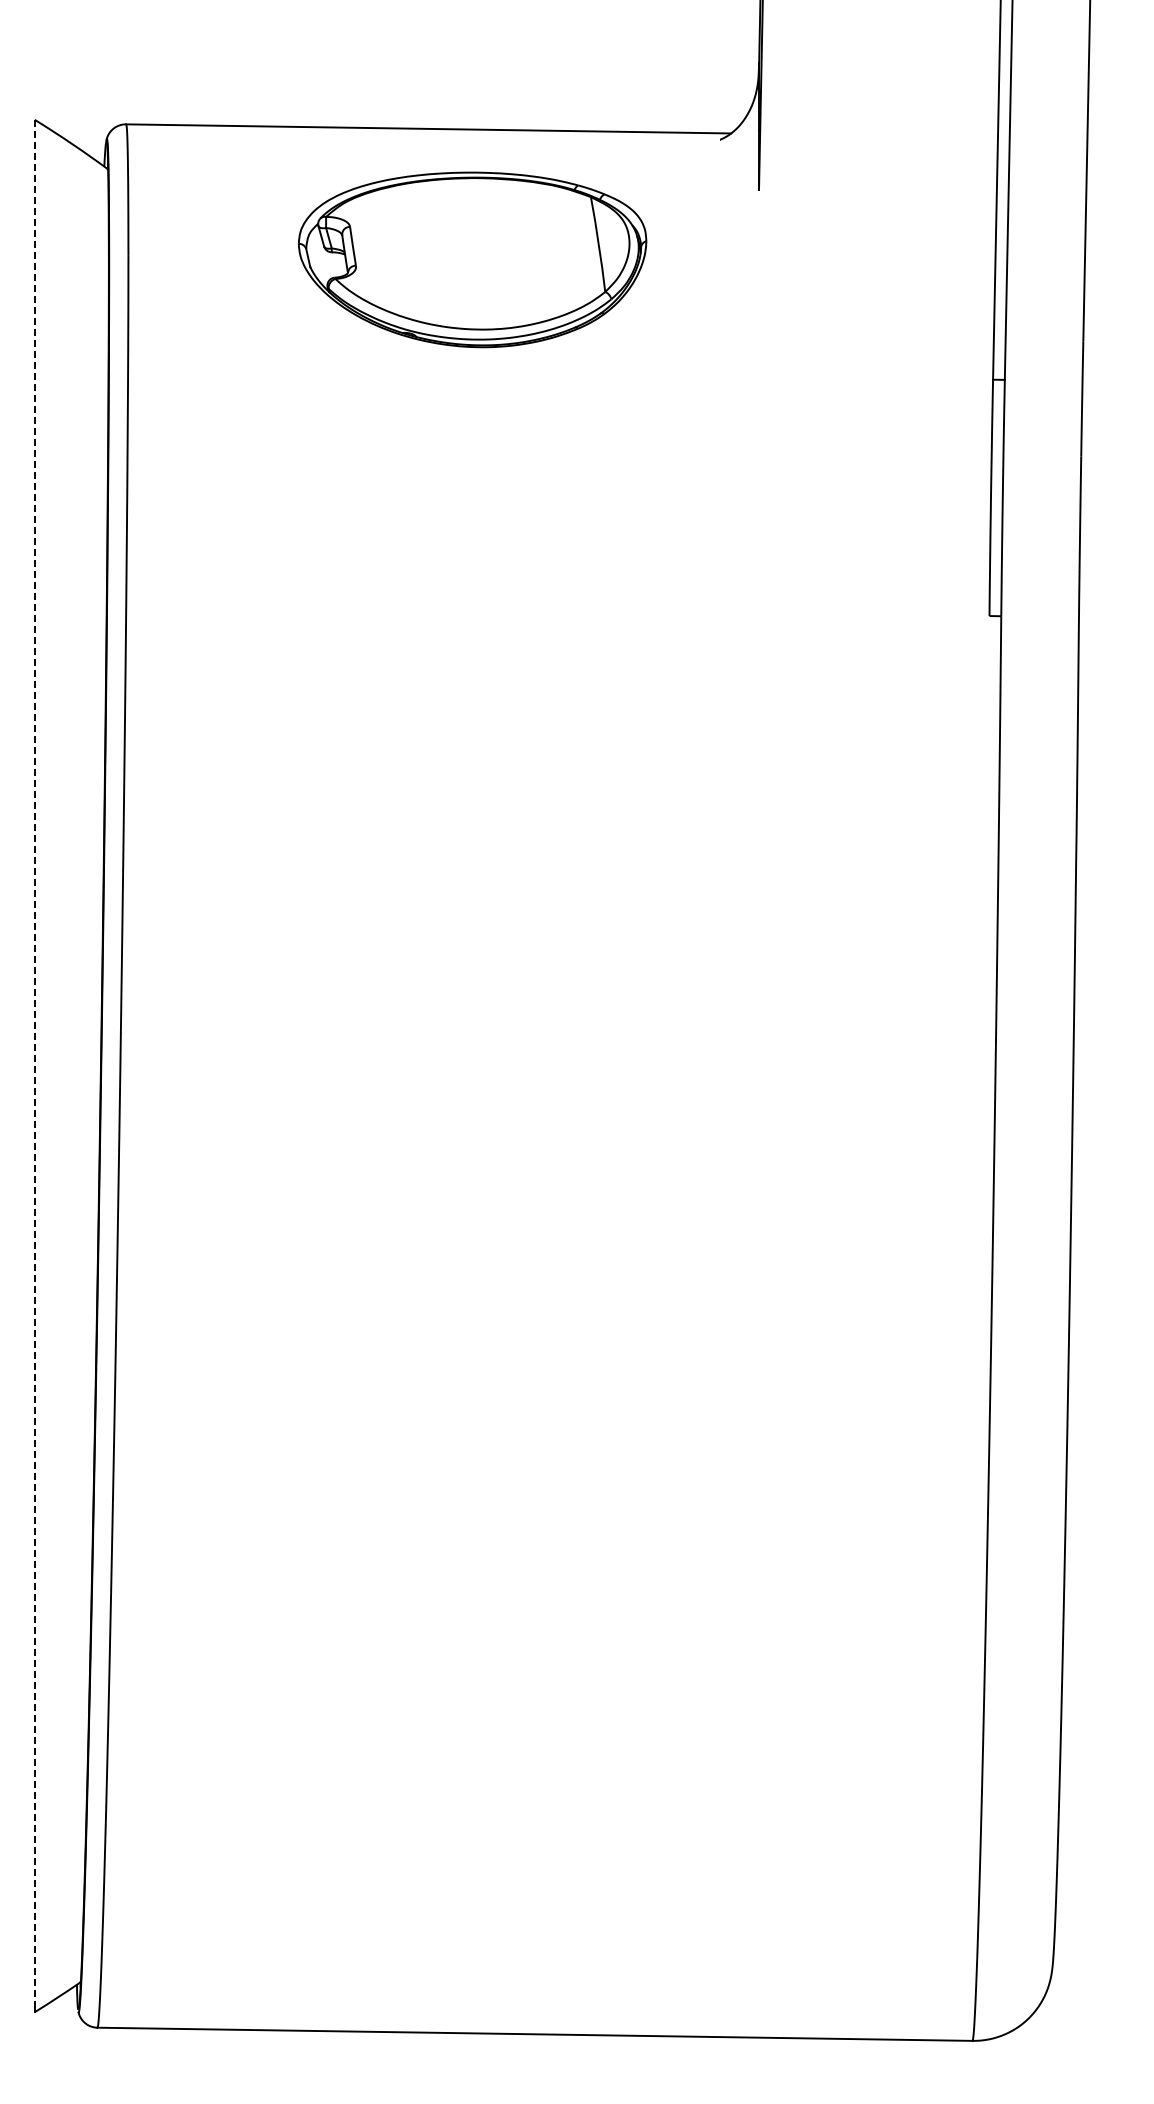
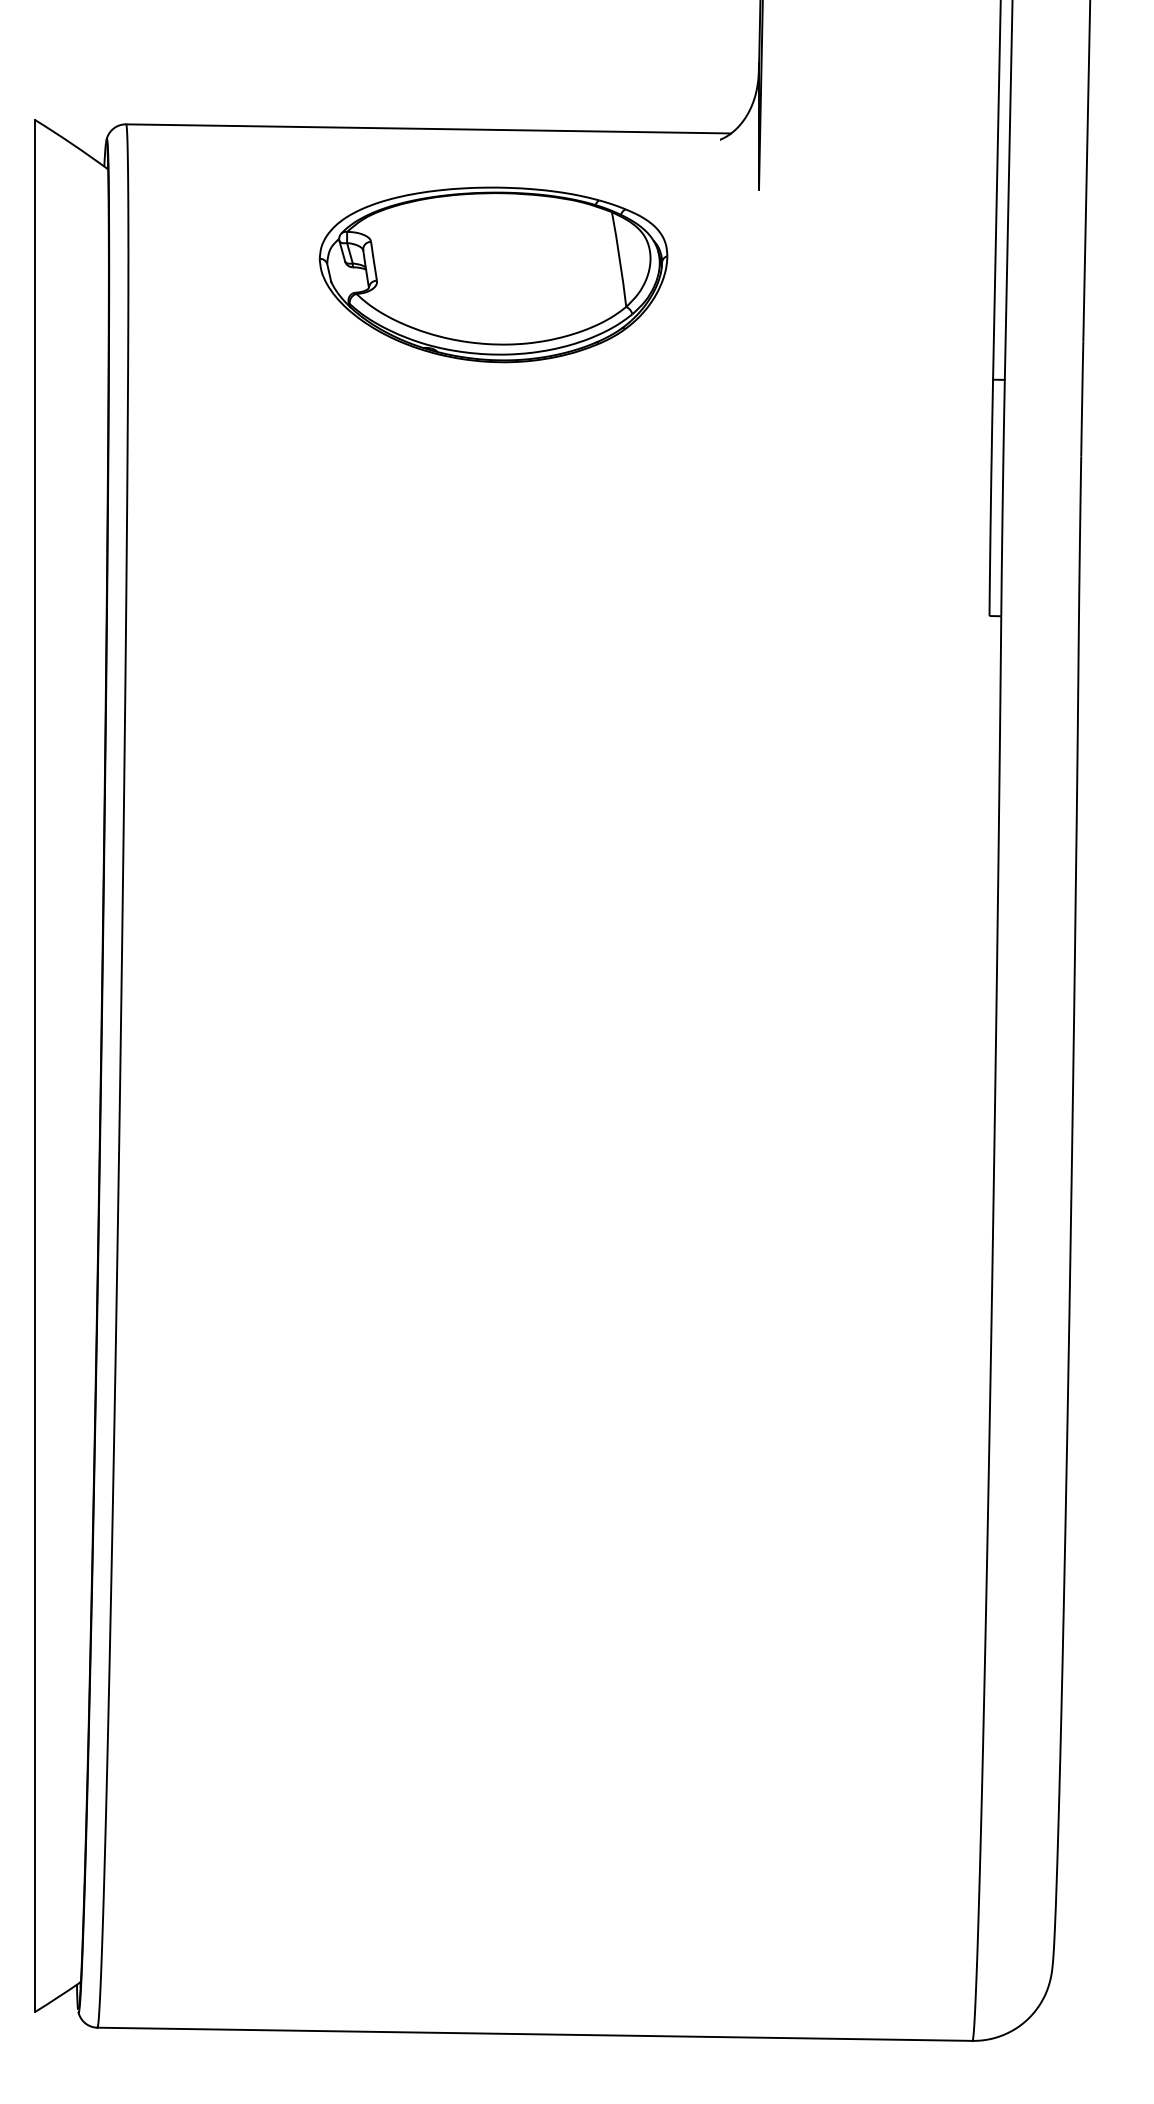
part position: (472, 259) -> (493, 274) (493, 274)
line: dashed -> solid (34, 1064)
